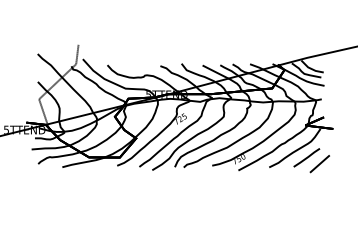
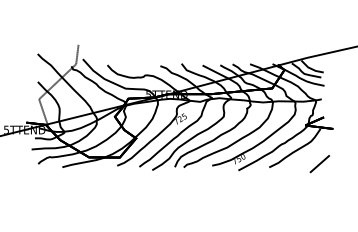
line: present -> none (306, 157)
